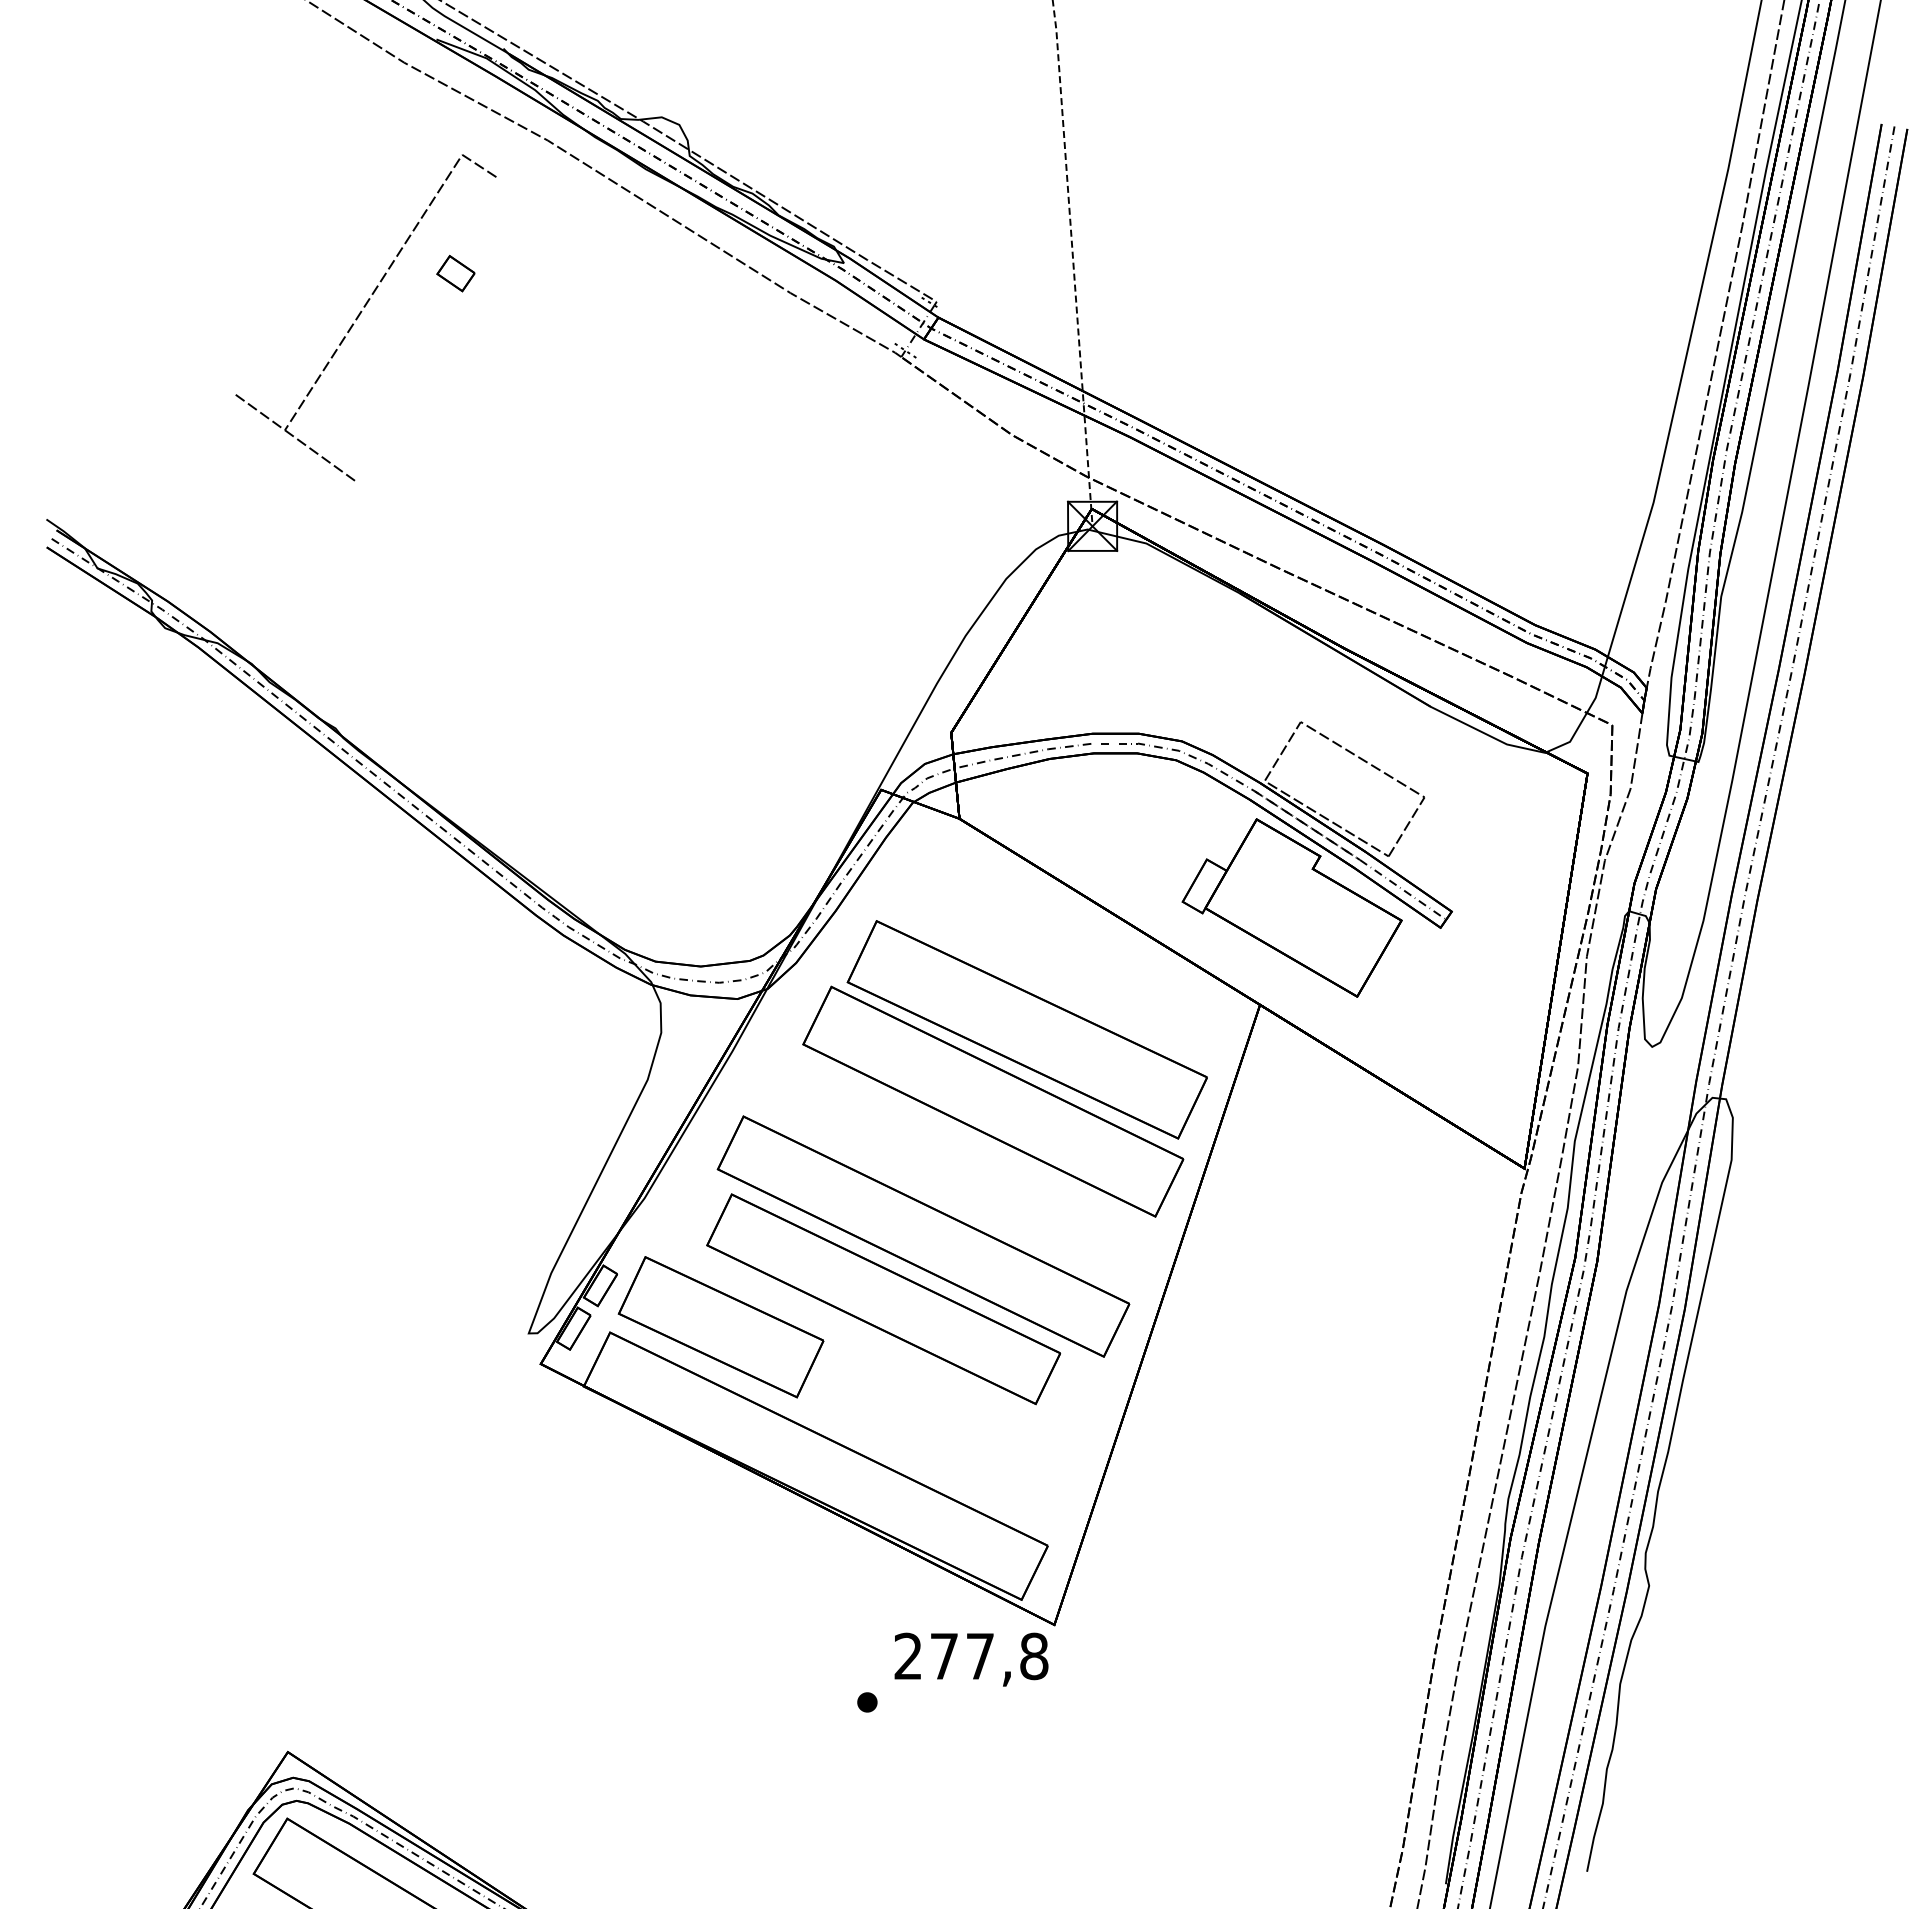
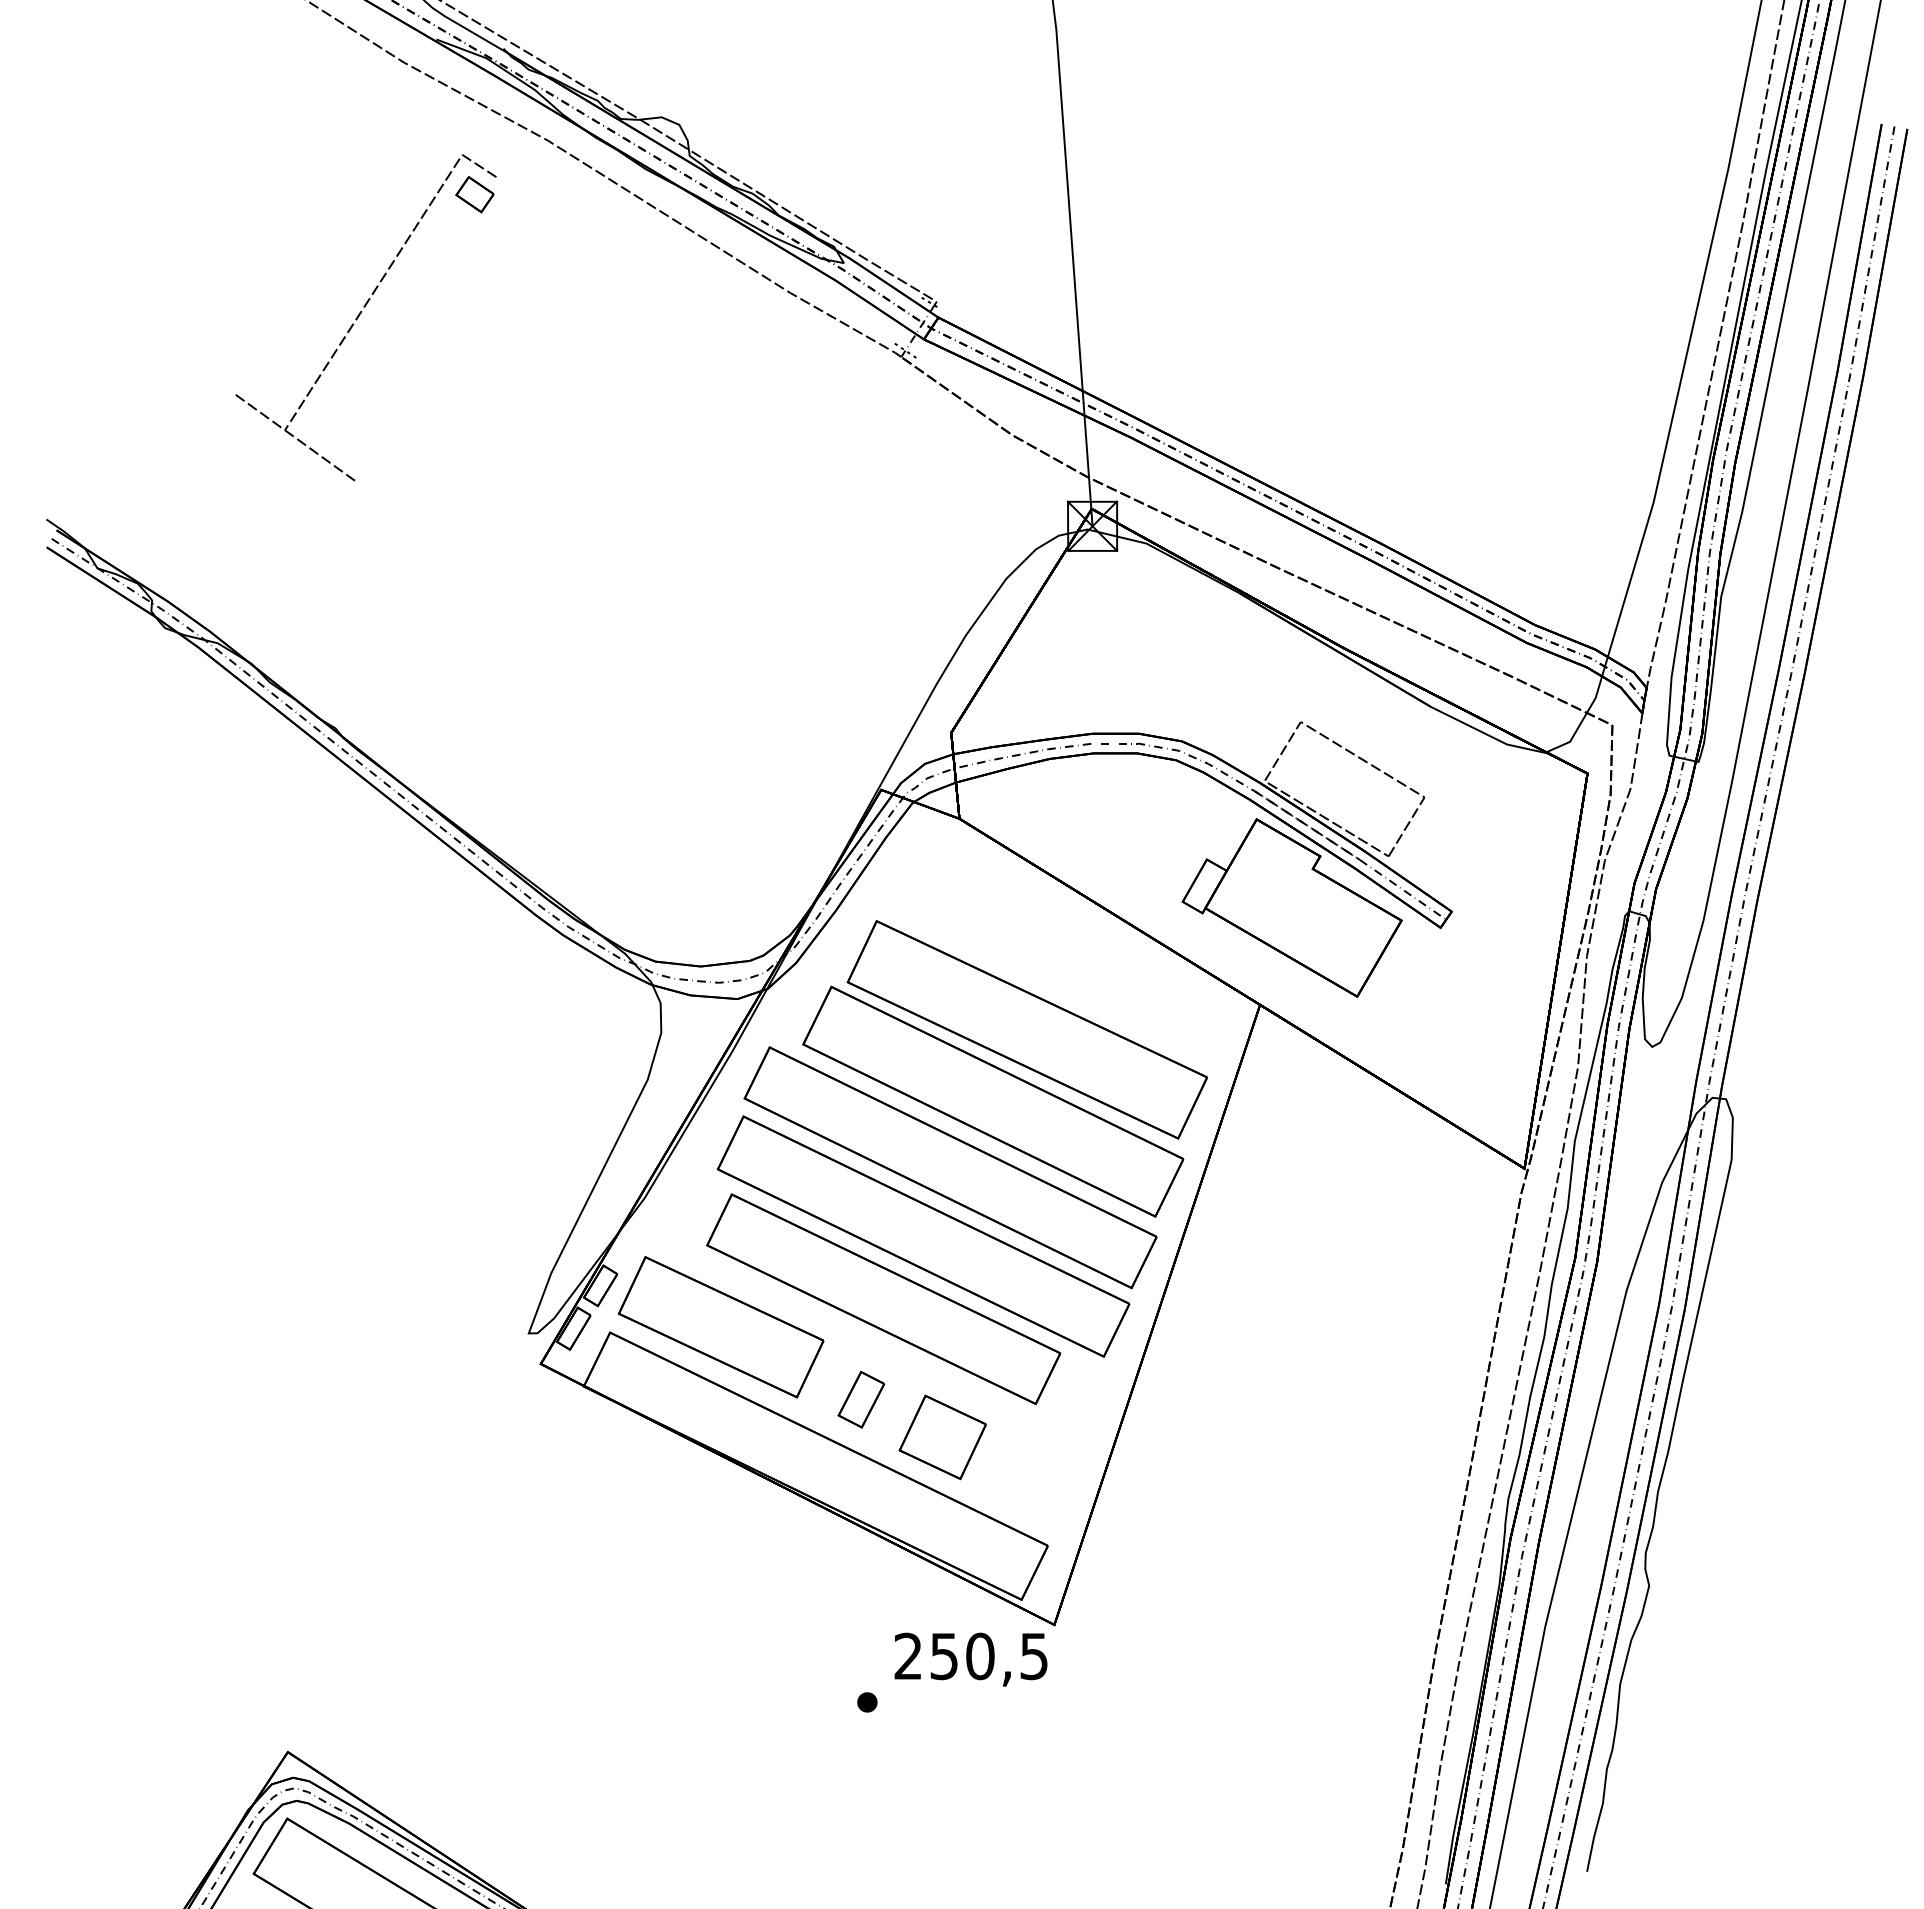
line: dashed -> solid (1073, 263)
part position: (455, 273) -> (474, 194) (474, 194)
part: none -> present (950, 1167)
part: none -> present (860, 1399)
part: none -> present (942, 1437)
text: 277,8 -> 250,5 (989, 1656)
